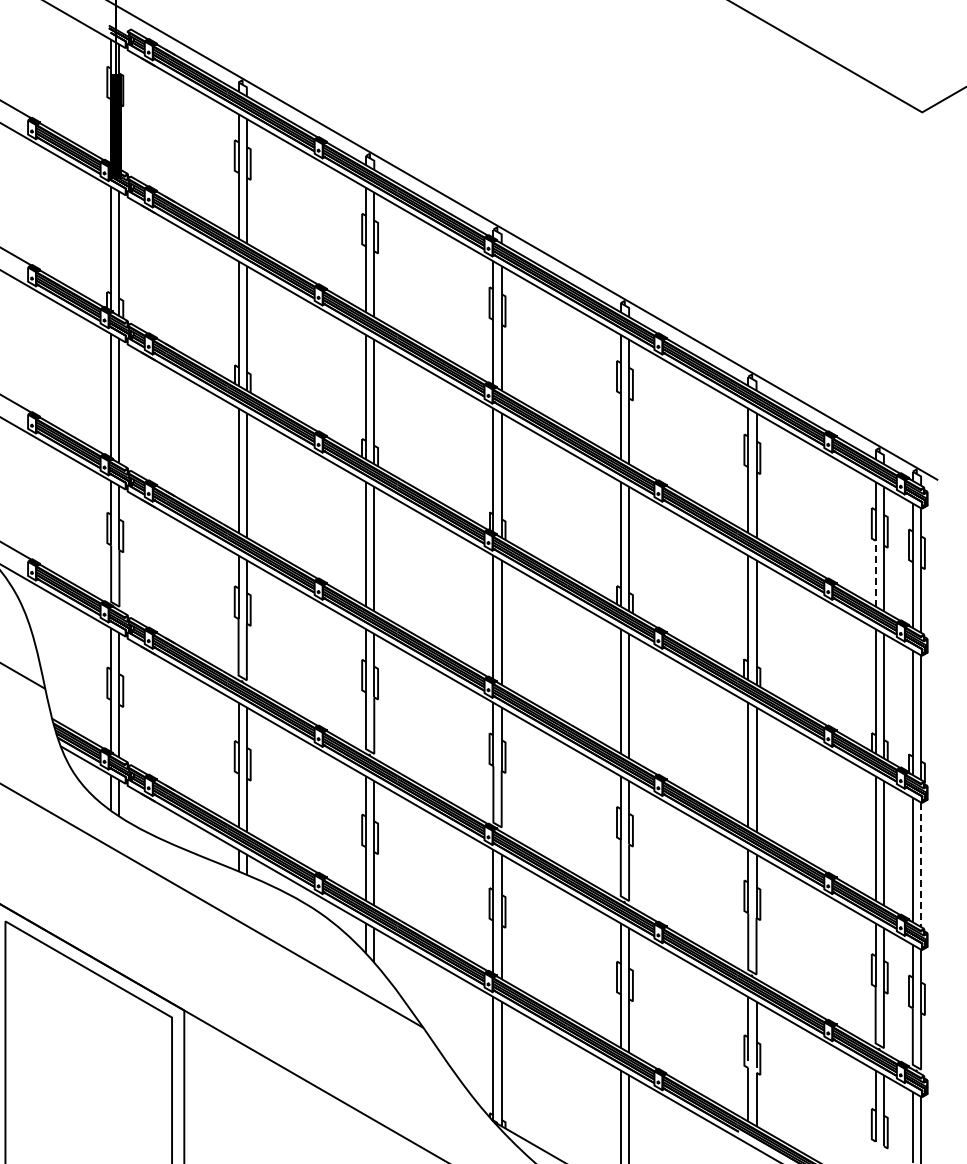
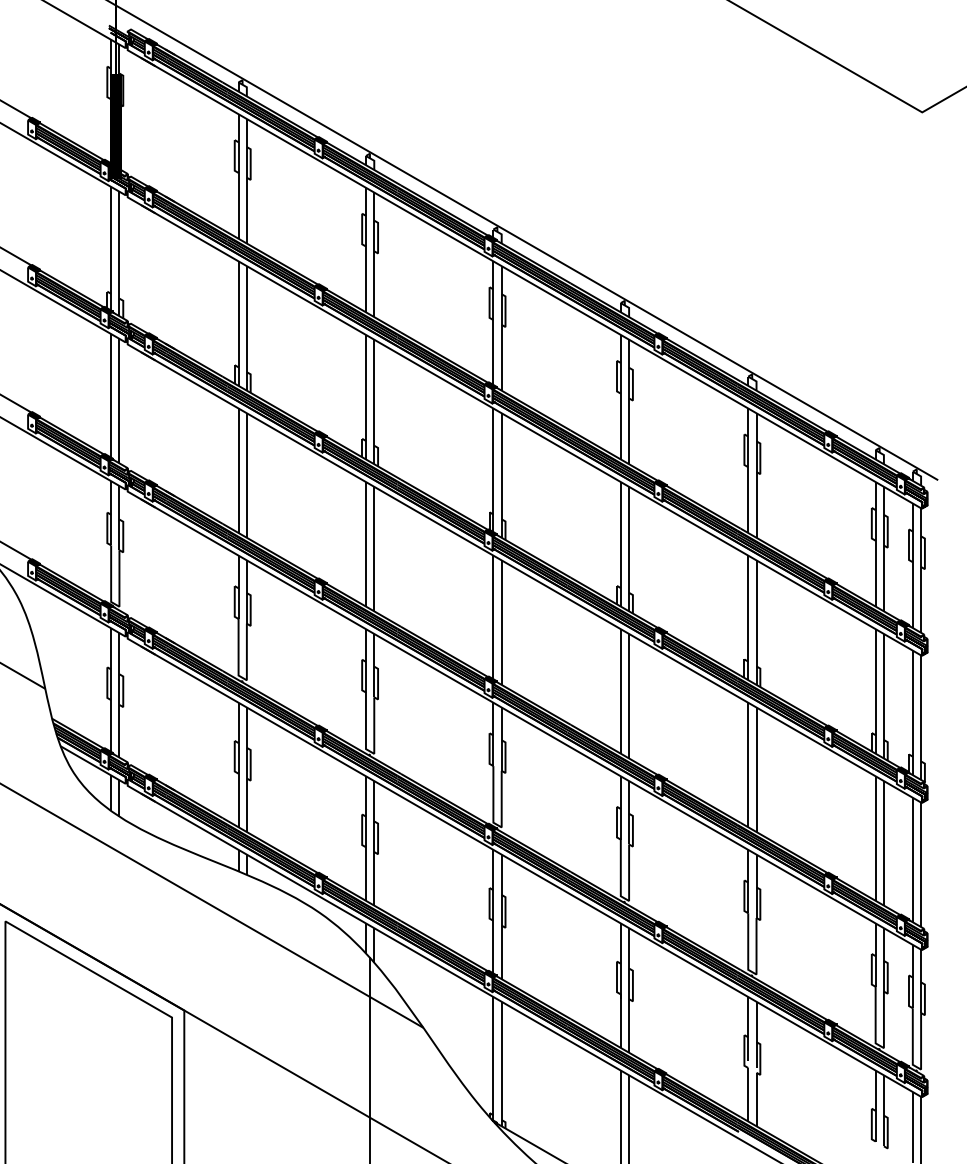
line: dashed -> solid (875, 573)
line: dashed -> solid (921, 865)
line: none -> present (370, 1058)
